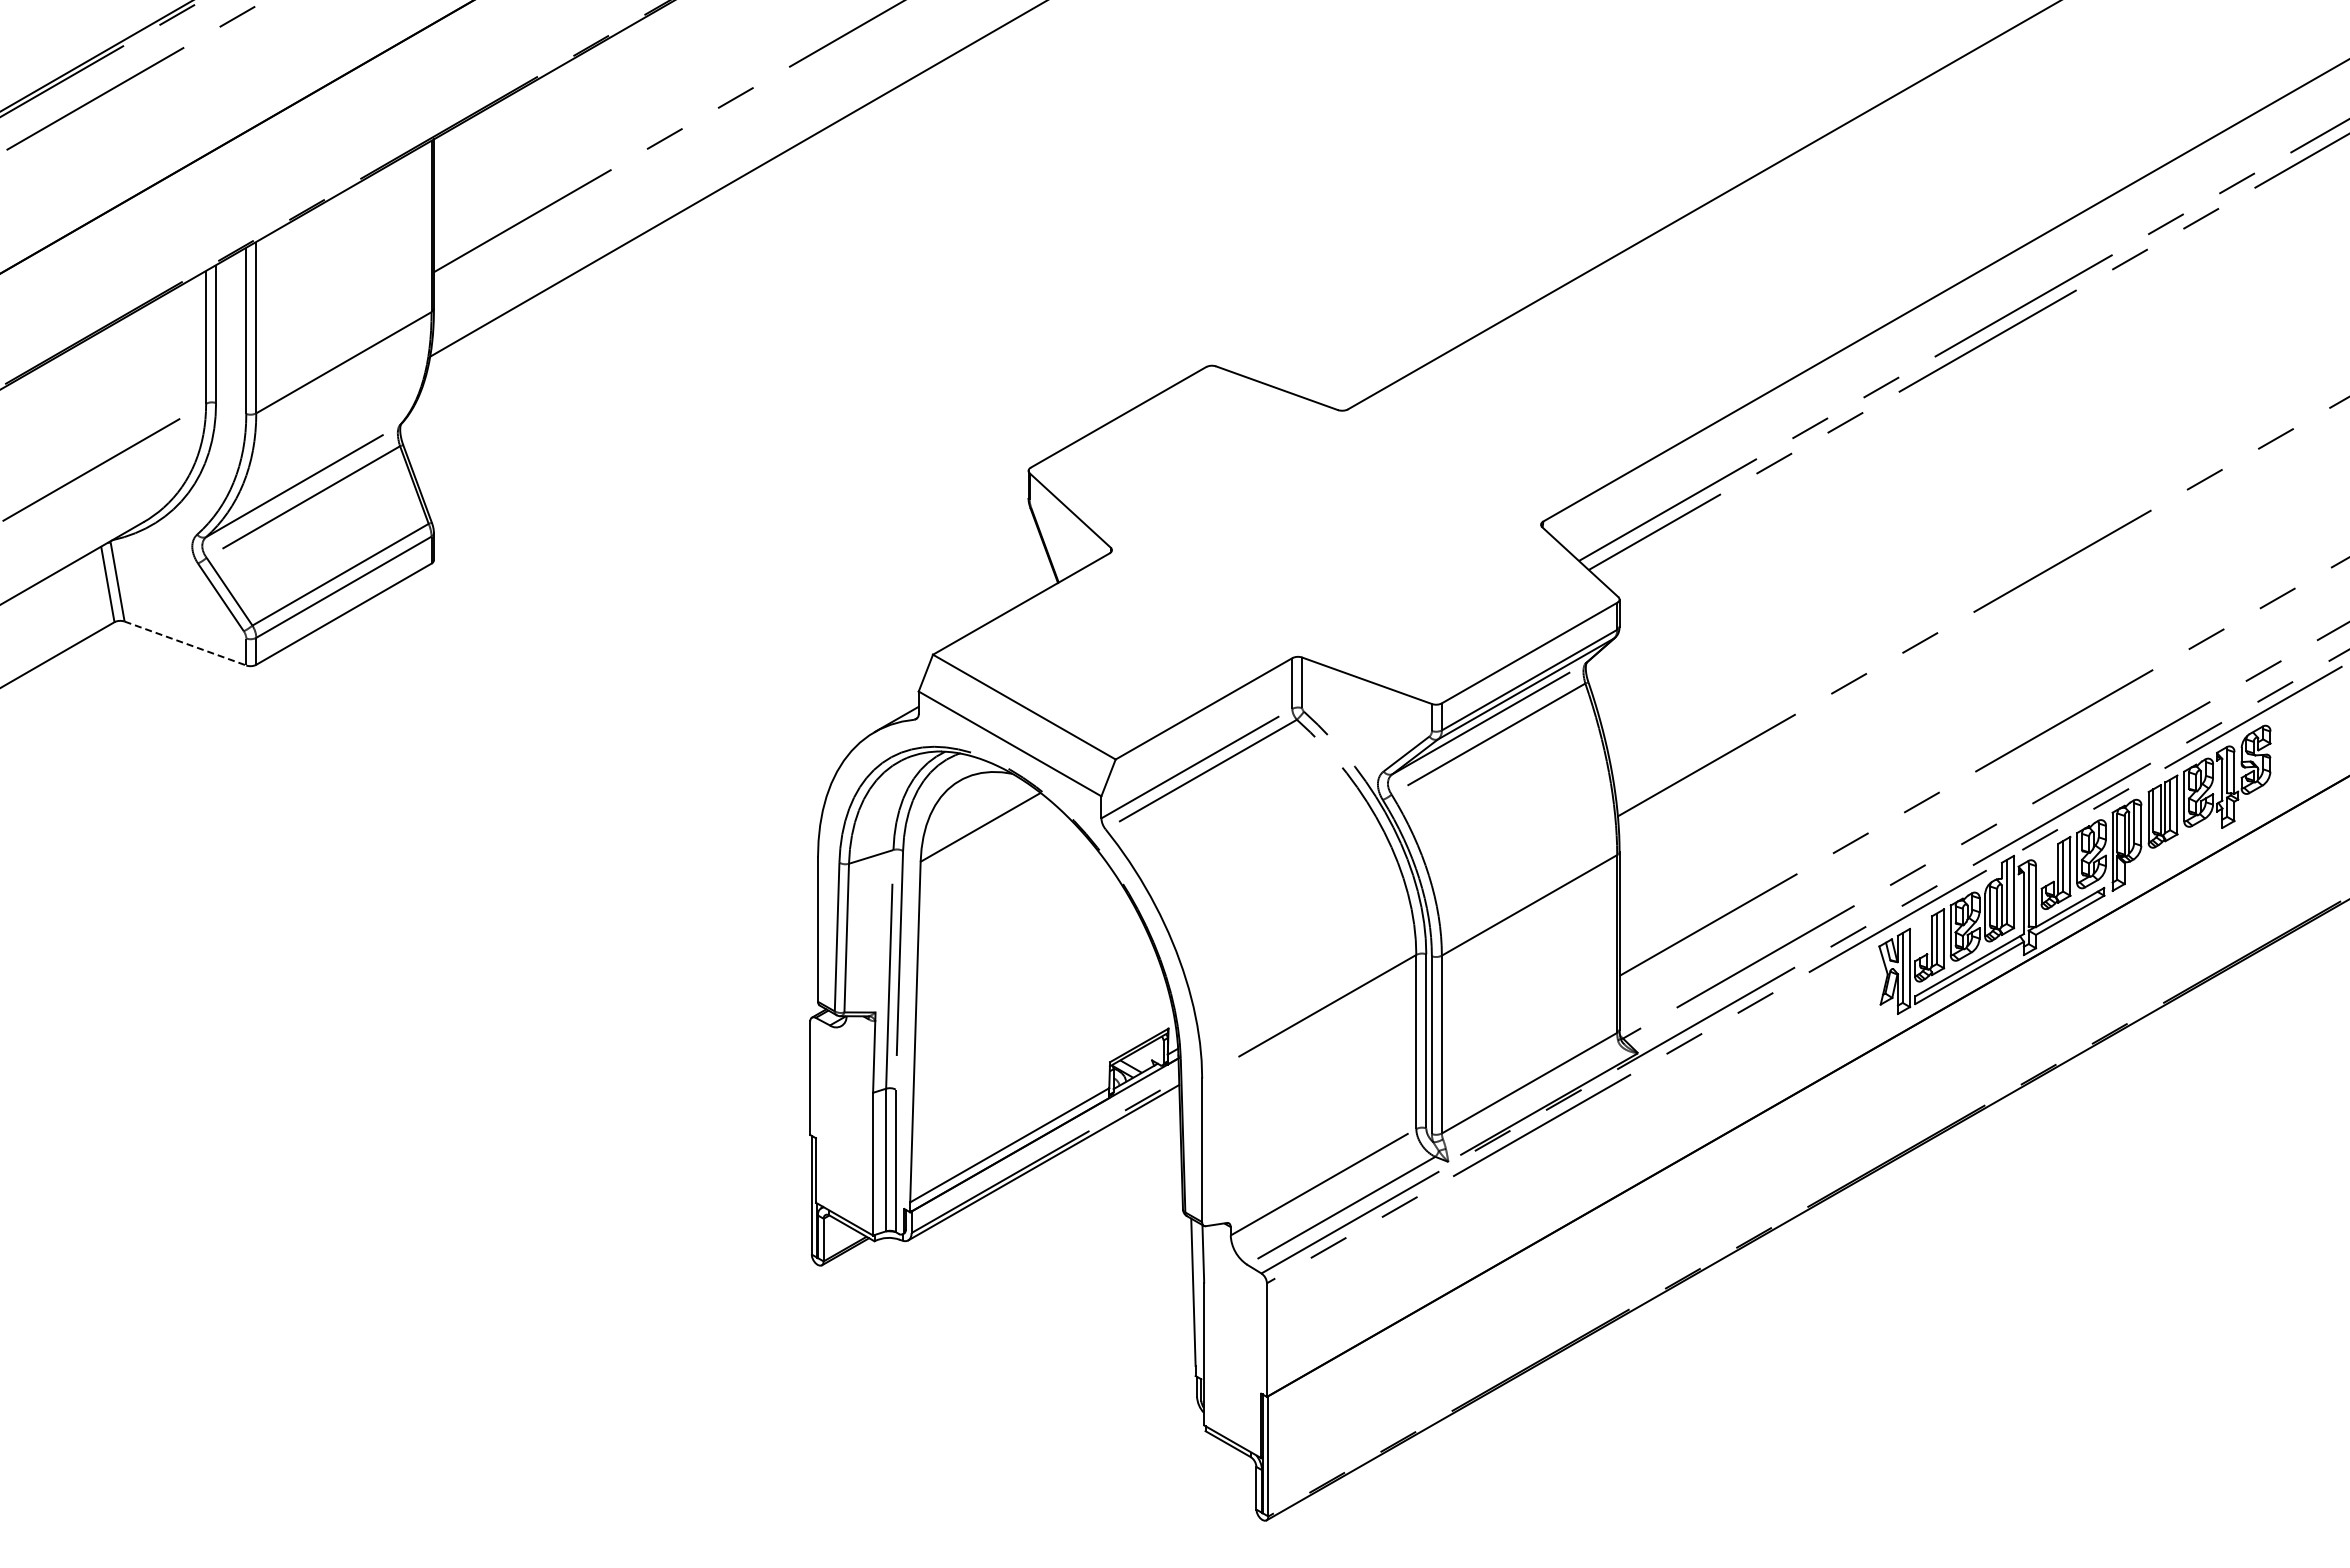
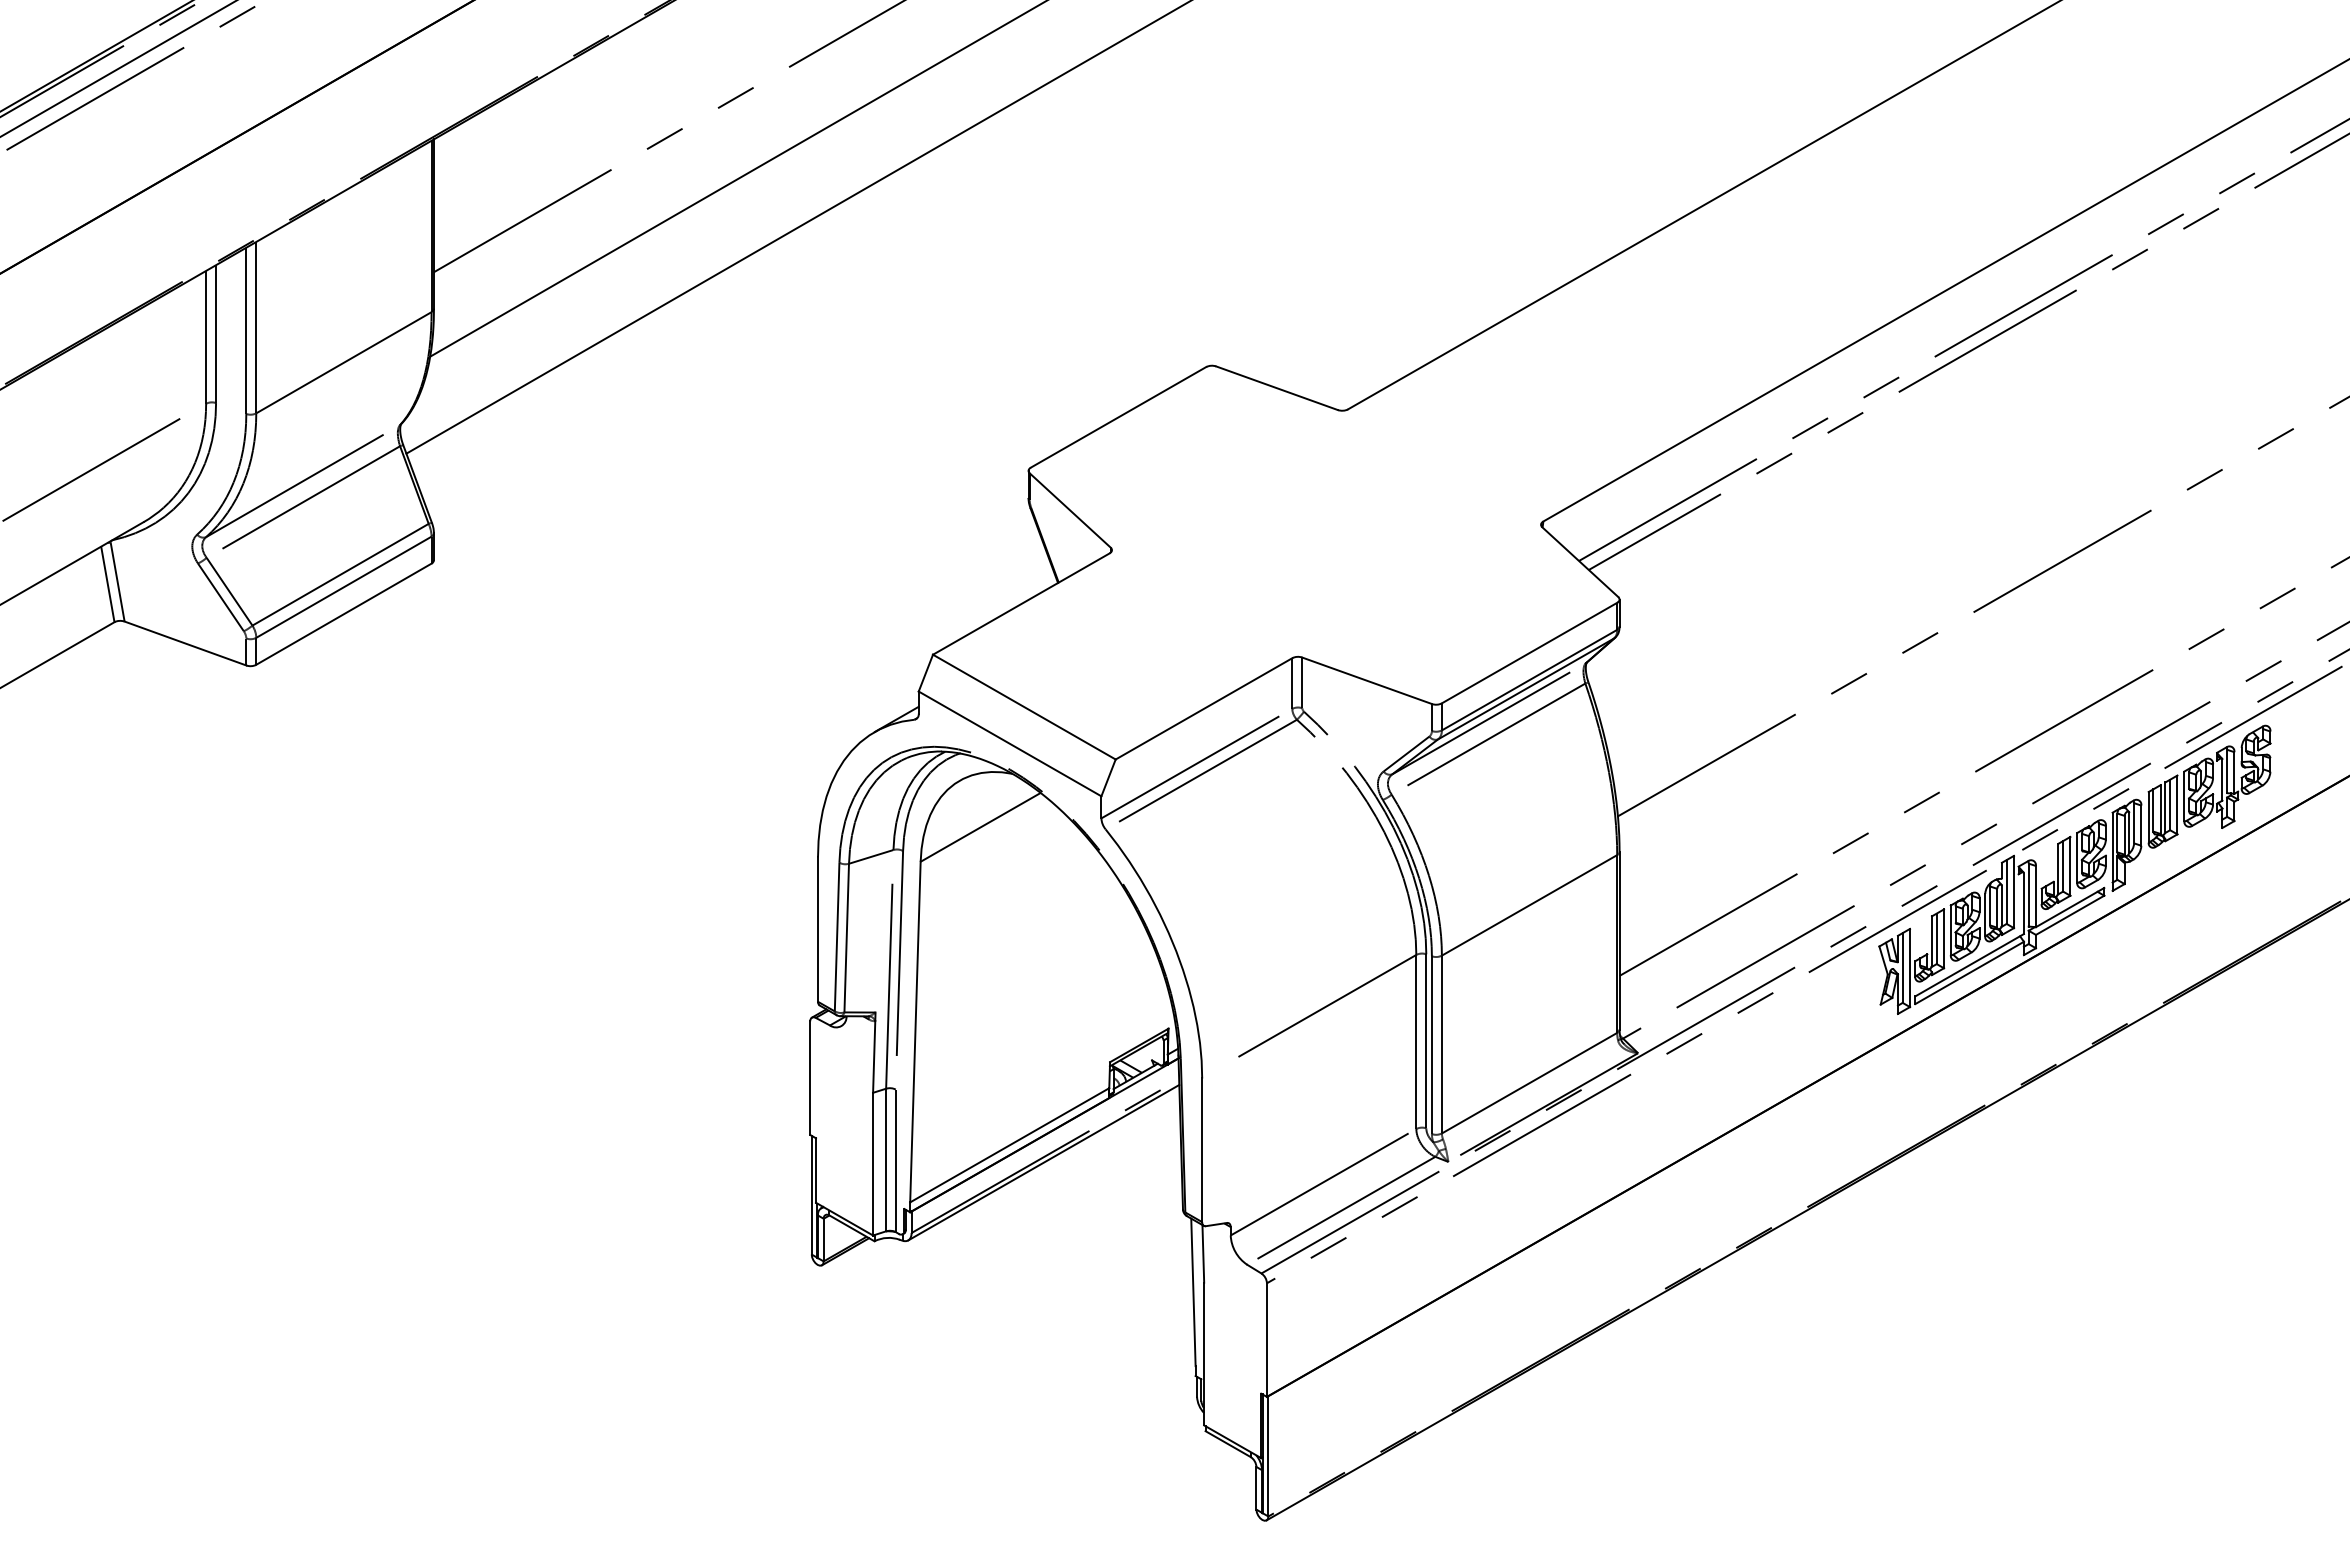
line: none -> present (117, 68)
line: none -> present (797, 227)
line: dashed -> solid (185, 643)
